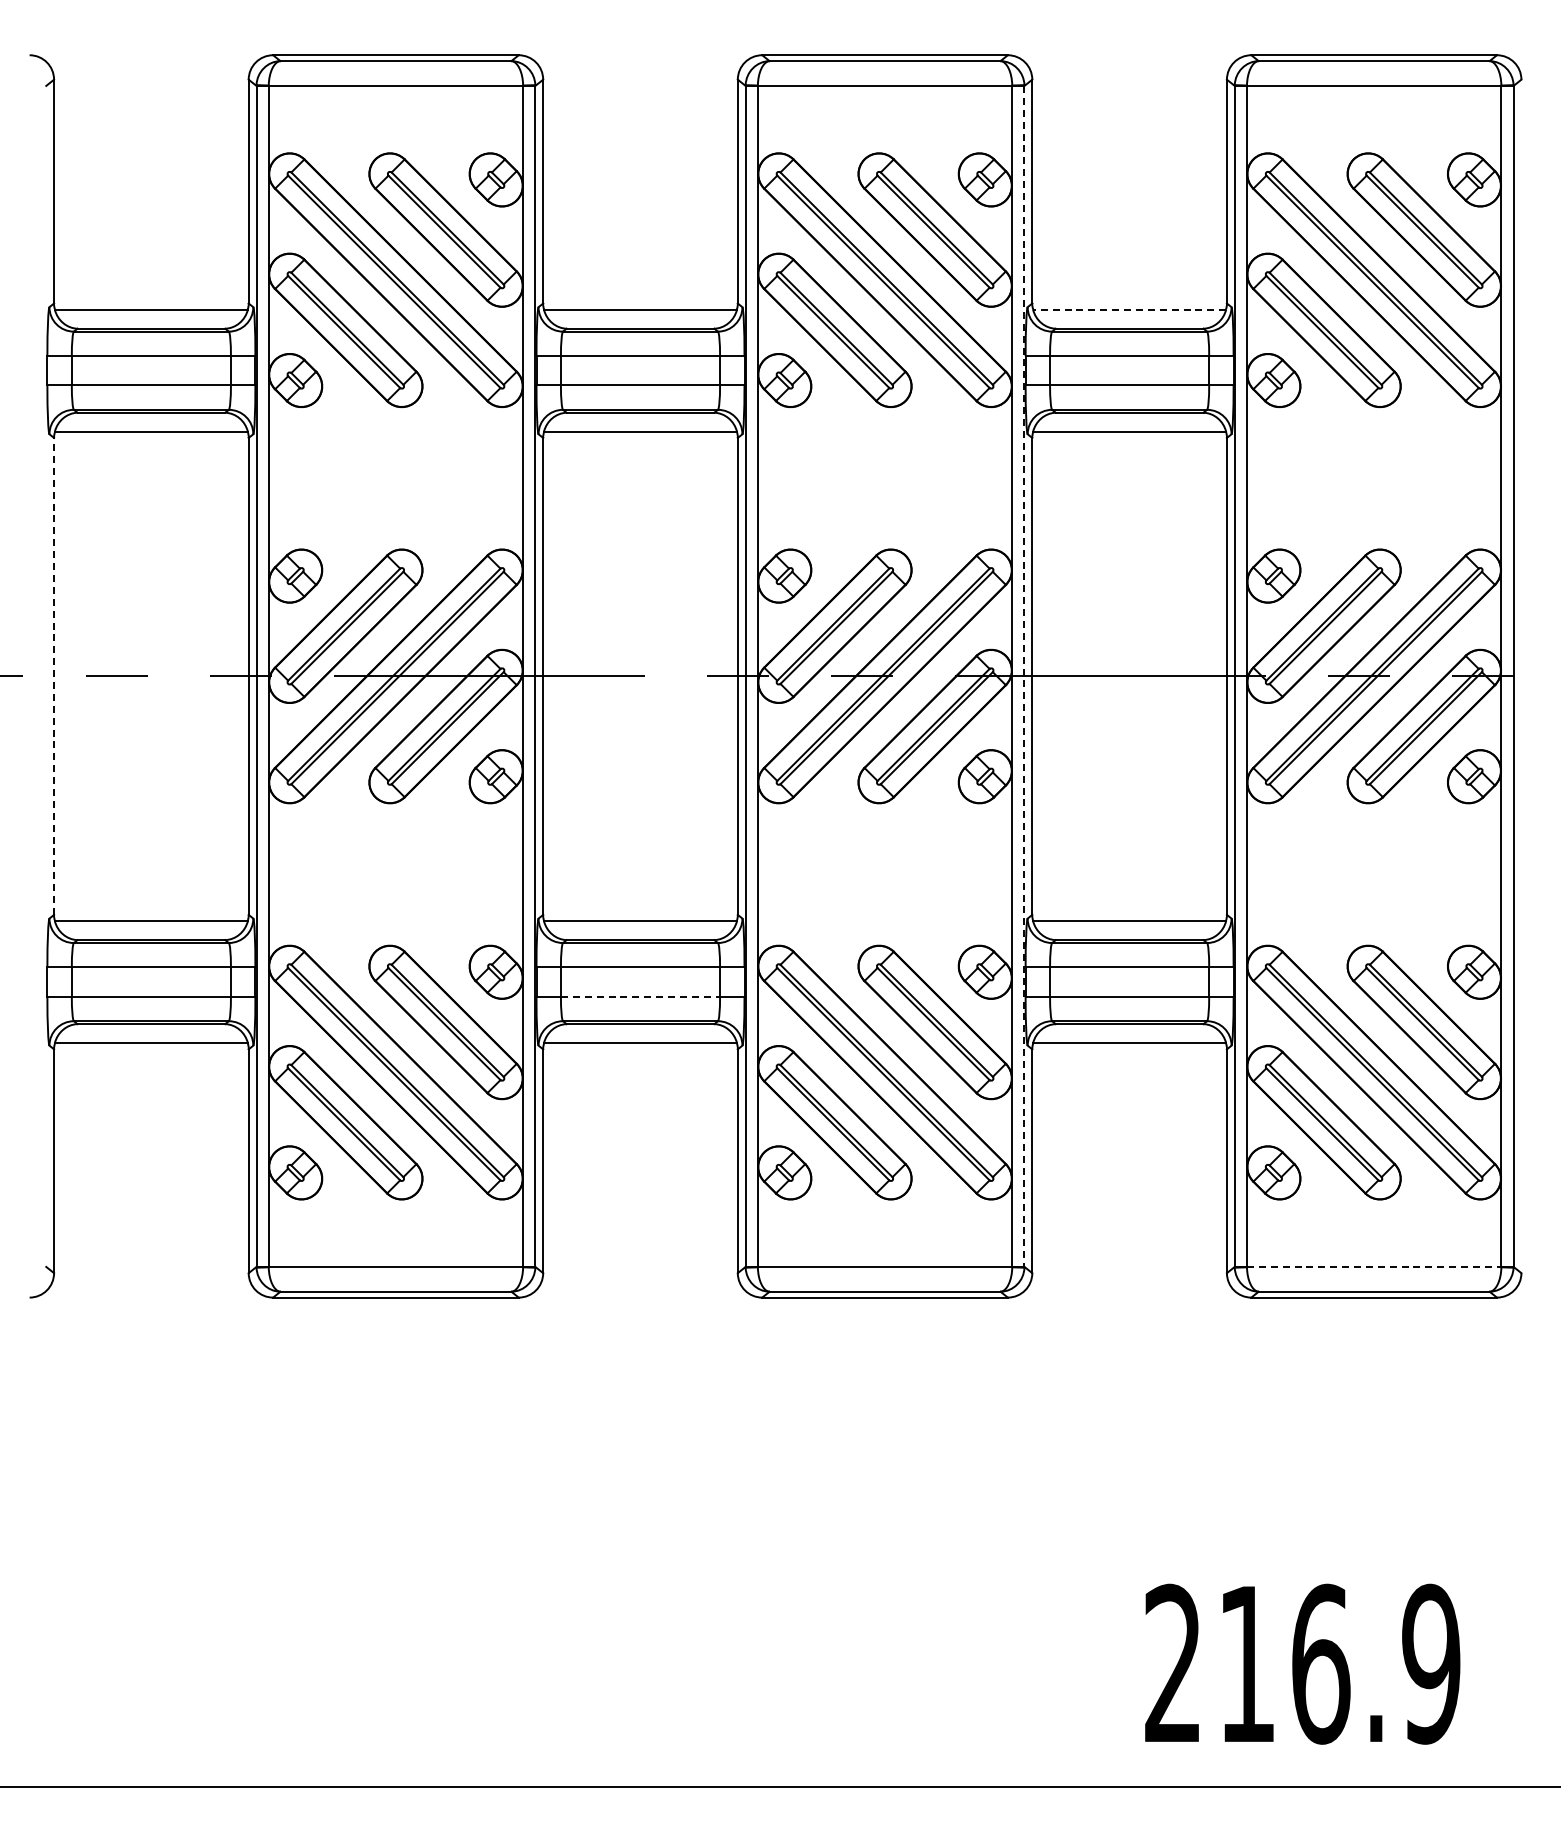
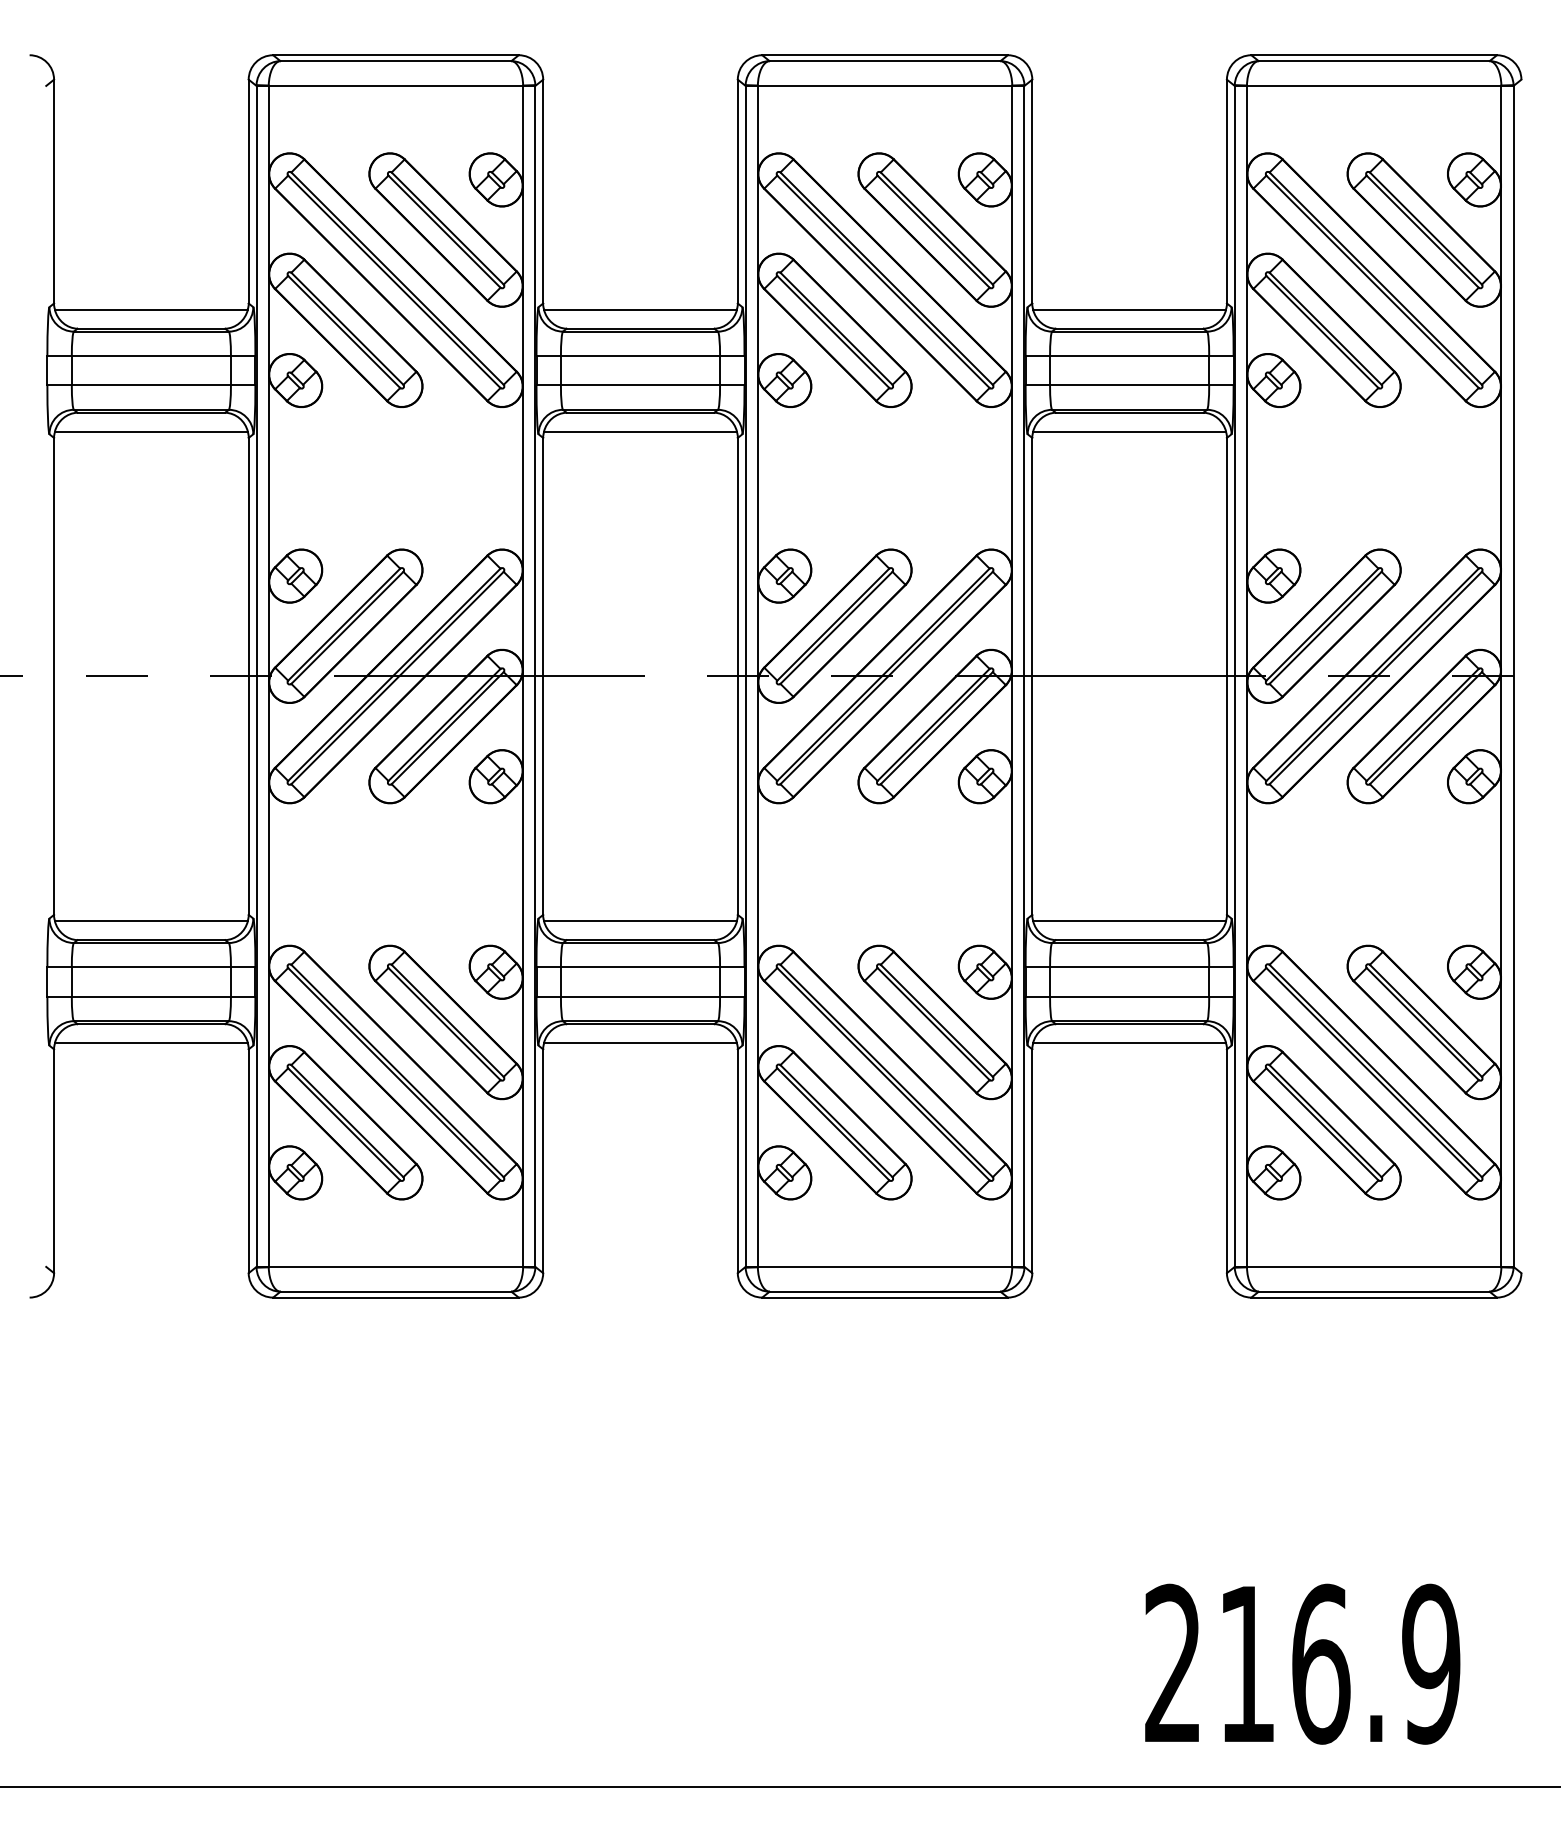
line: dashed -> solid (1129, 309)
line: dashed -> solid (54, 675)
line: dashed -> solid (1024, 676)
line: dashed -> solid (640, 996)
line: dashed -> solid (1374, 1267)
